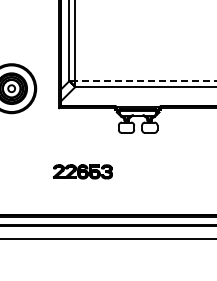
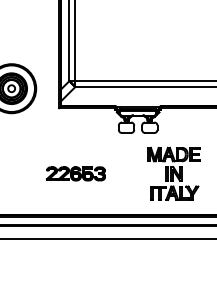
line: dashed -> solid (145, 81)
part position: (82, 171) -> (75, 173) (75, 173)
part: none -> present (173, 173)
